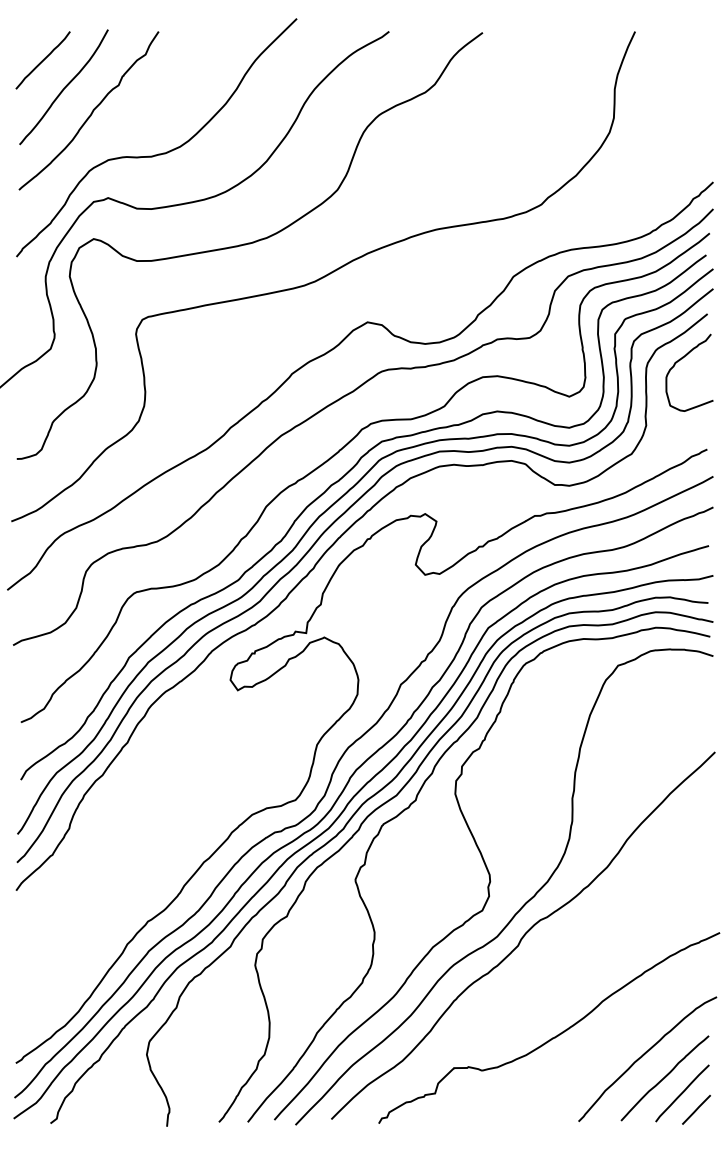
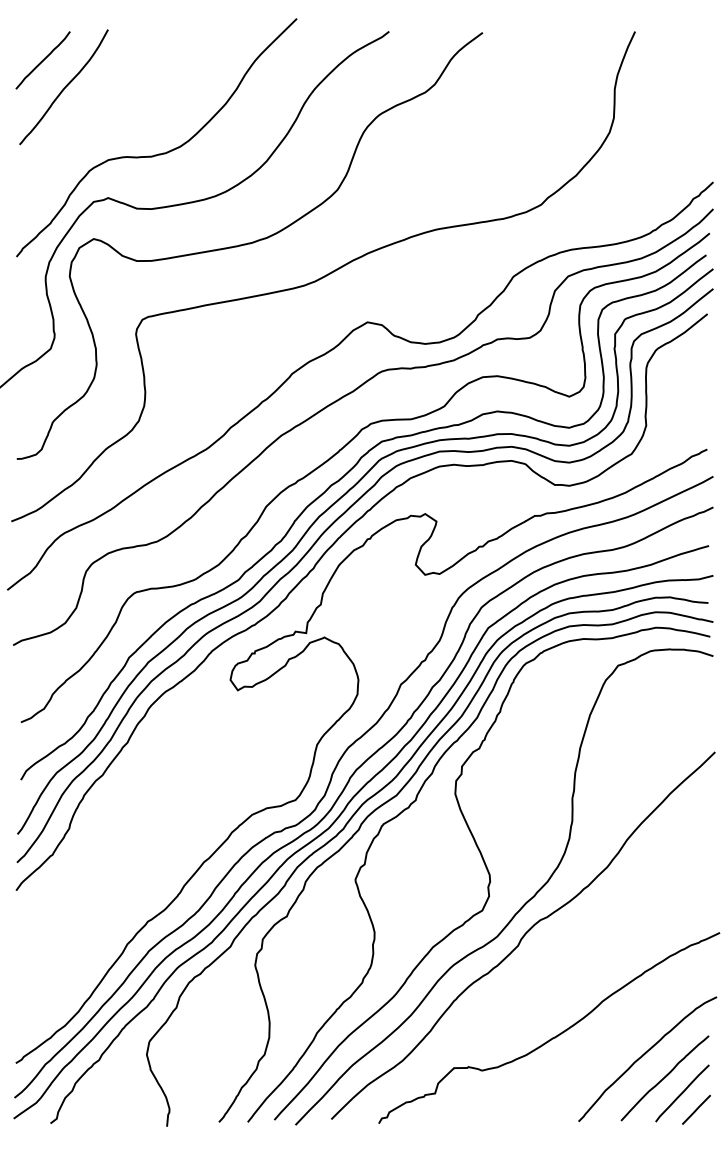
curve: present -> none (91, 111)
curve: present -> none (682, 359)
